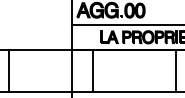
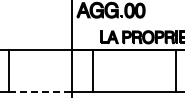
line: present -> none (126, 24)
line: solid -> dashed (40, 91)
